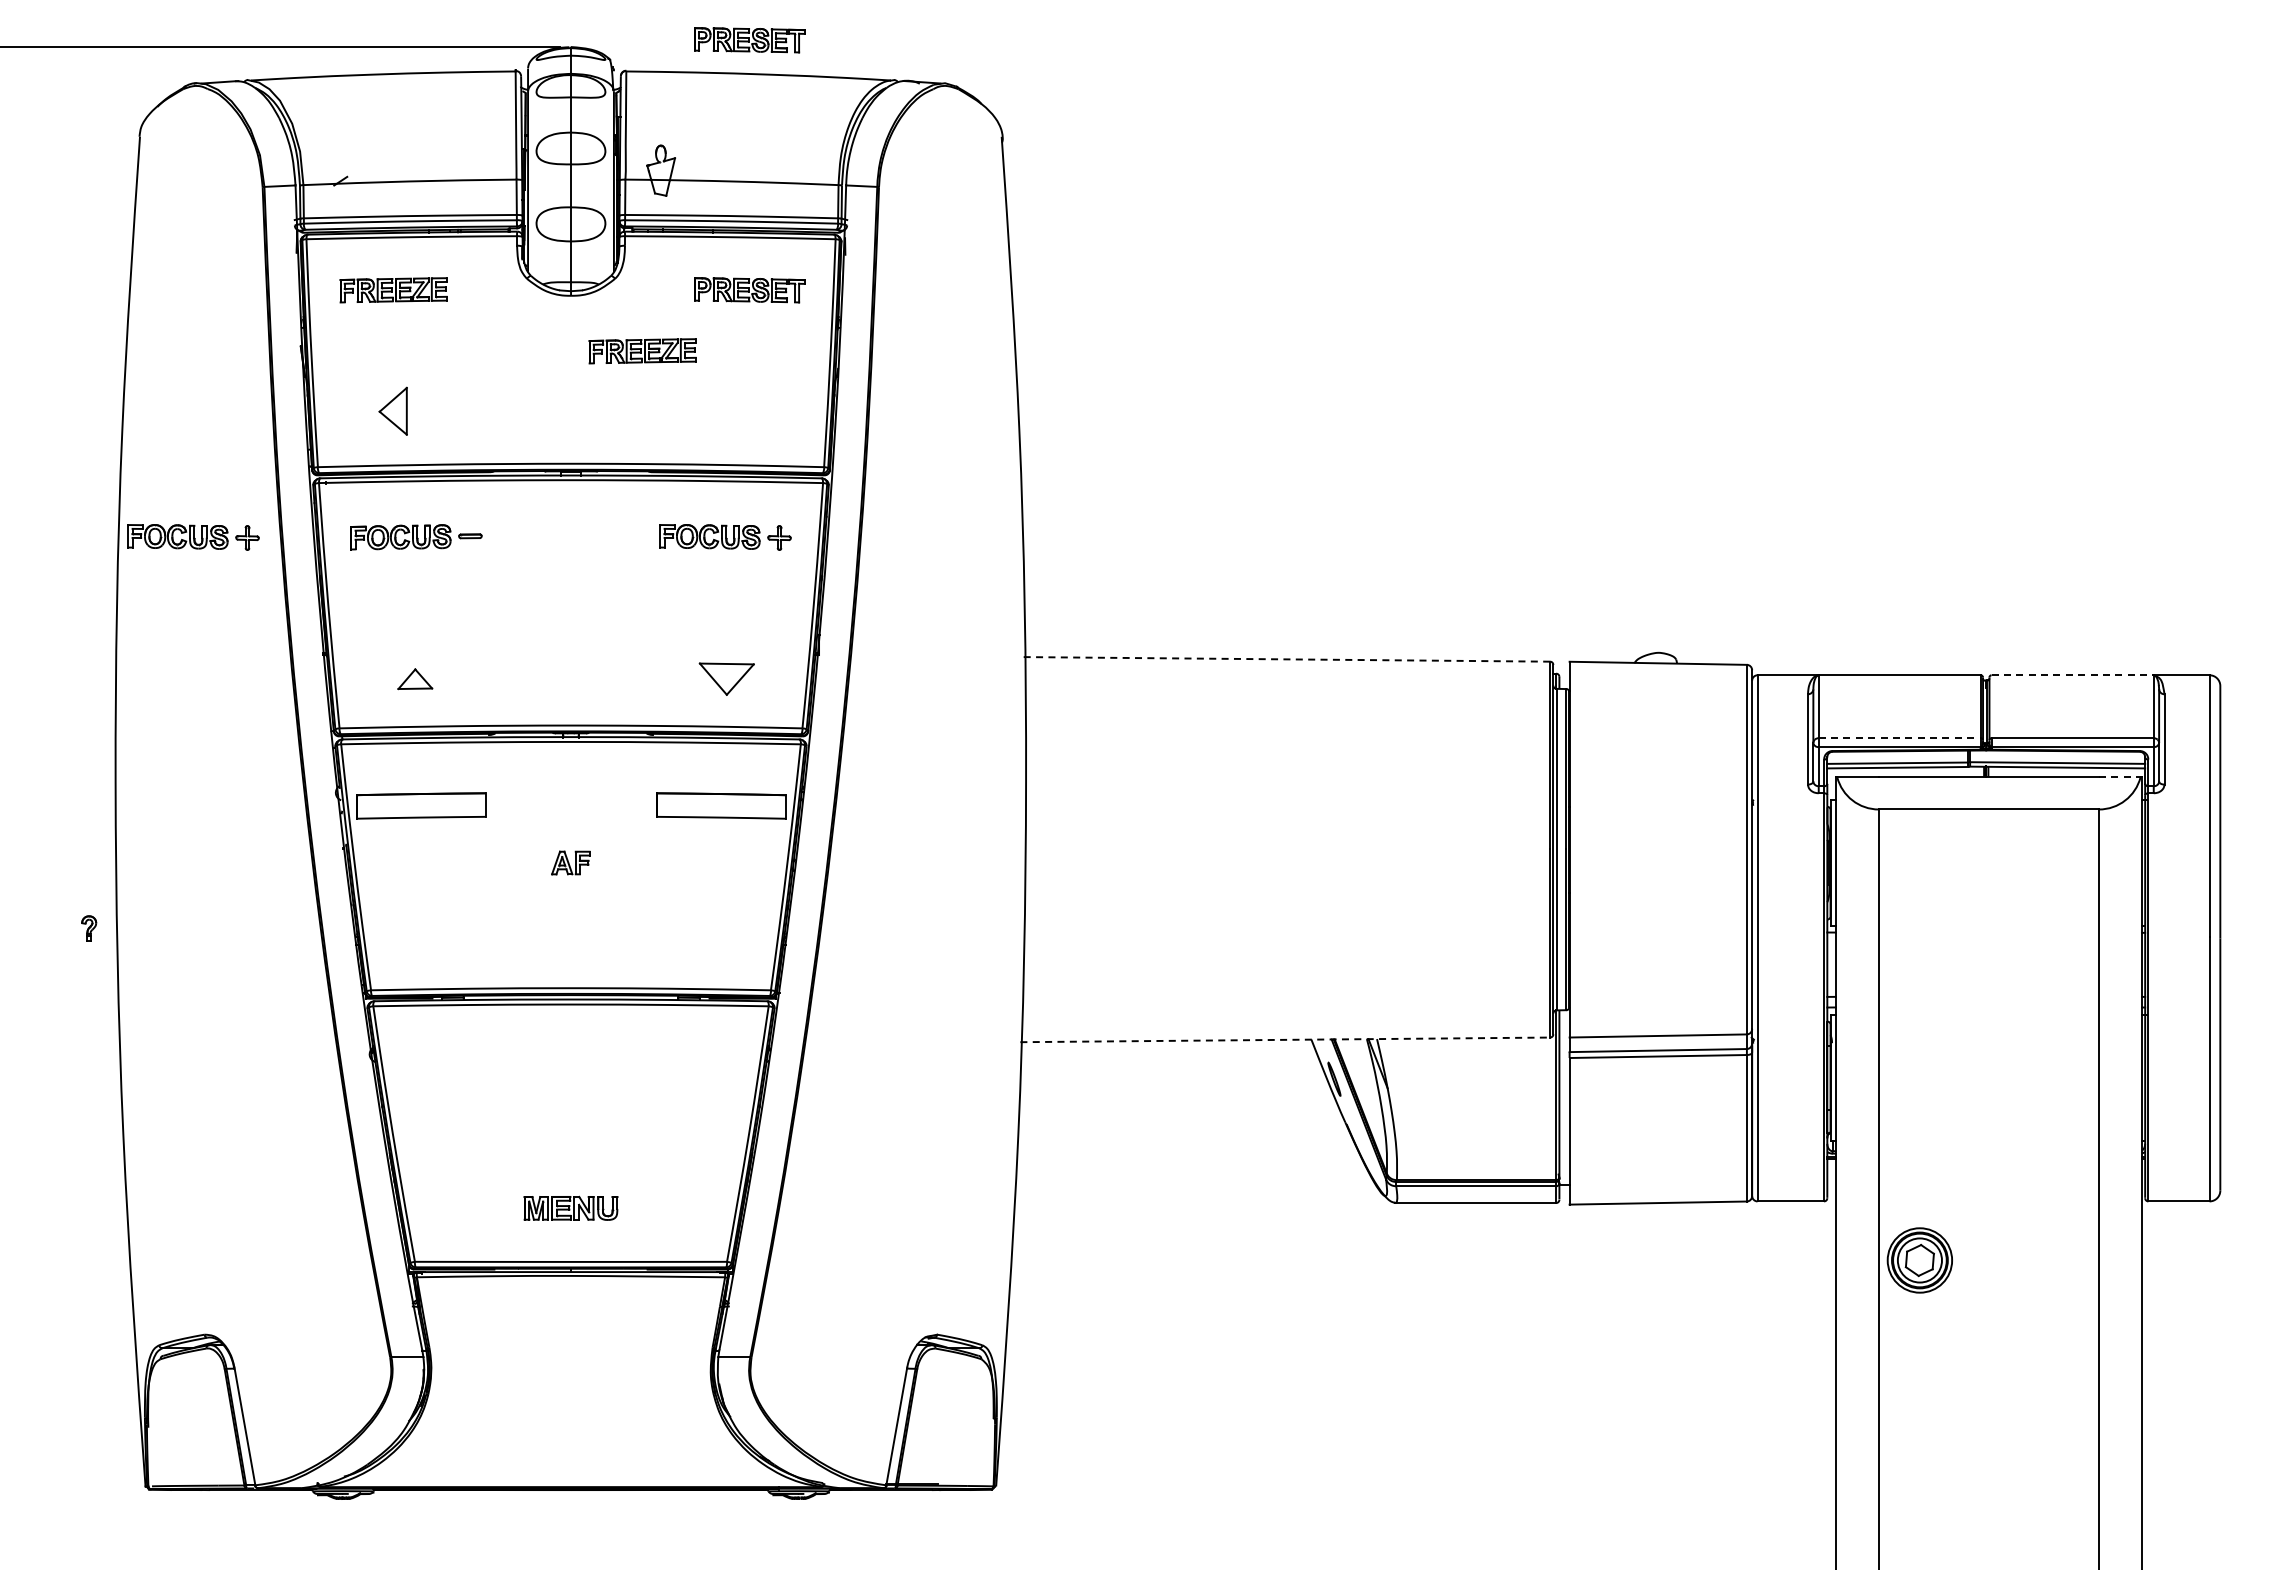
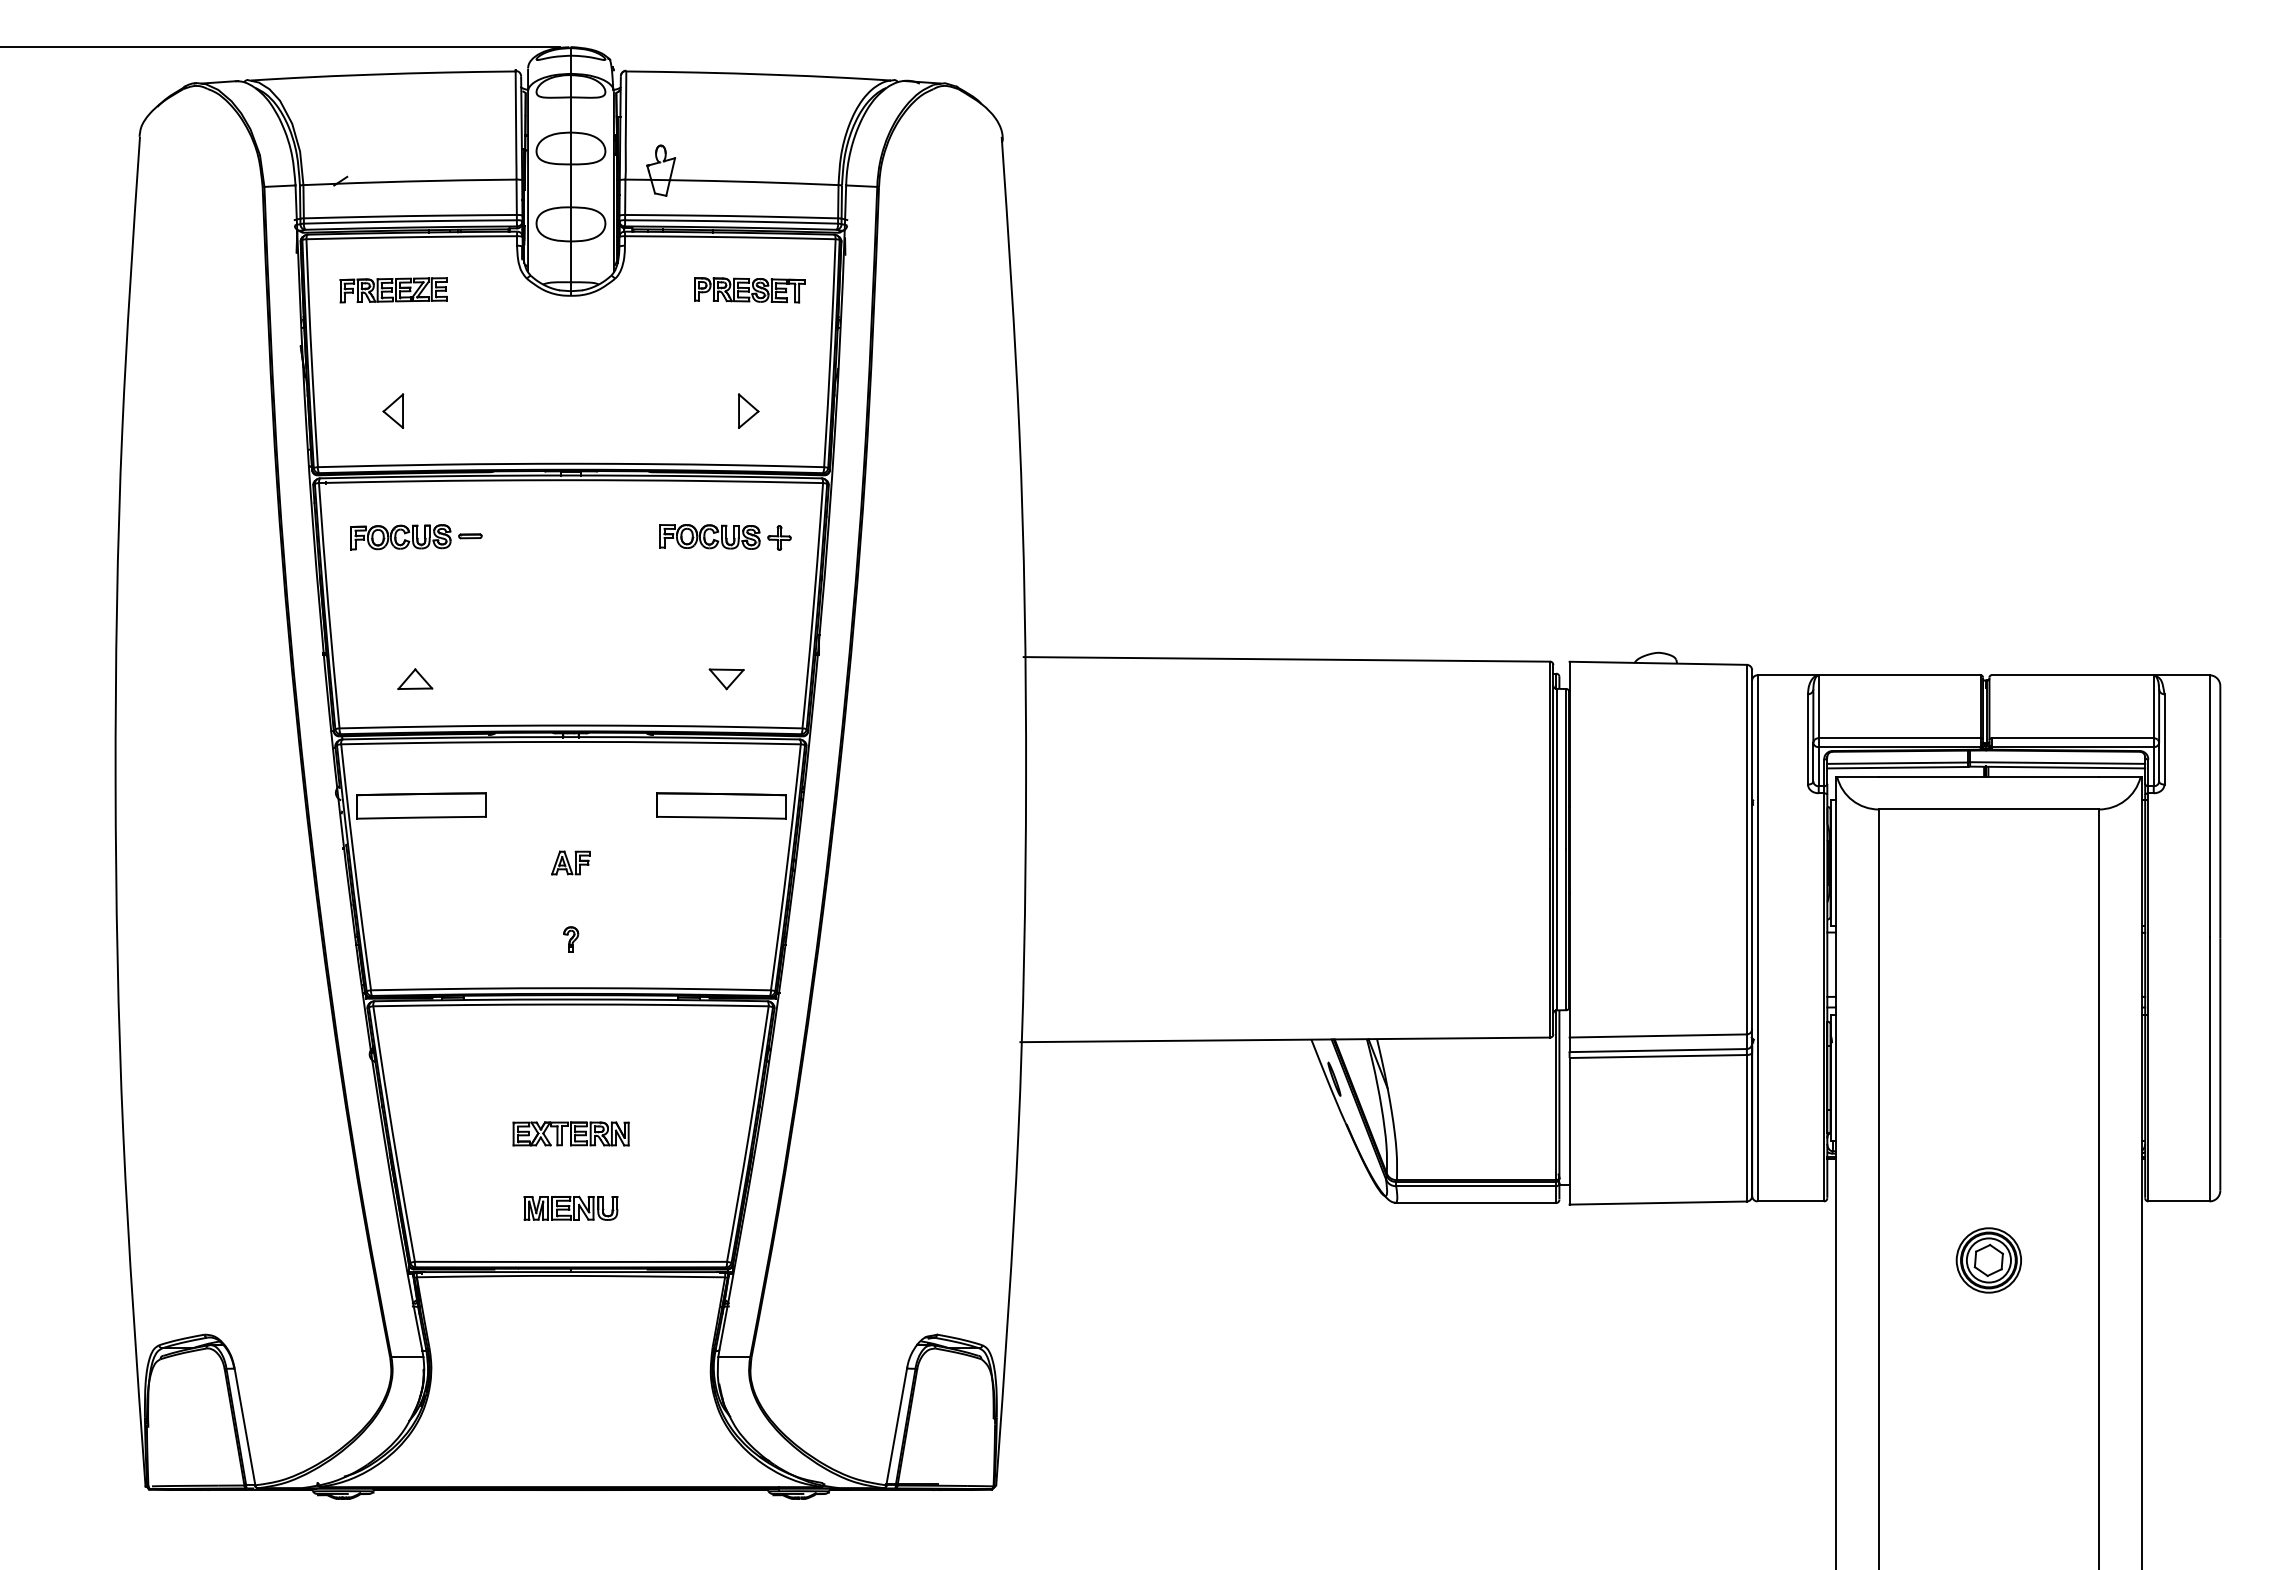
part: present -> none (749, 40)
part: present -> none (642, 351)
part size: 30x50 px -> 23x36 px (393, 410)
part: none -> present (748, 410)
part: present -> none (193, 537)
line: dashed -> solid (1286, 659)
line: dashed -> solid (2073, 675)
part size: 57x34 px -> 37x23 px (726, 679)
line: dashed -> solid (1900, 738)
line: dashed -> solid (2119, 777)
part position: (89, 928) -> (571, 939) (571, 939)
line: dashed -> solid (1285, 1039)
part: none -> present (570, 1133)
part position: (1919, 1260) -> (1988, 1260) (1988, 1260)
